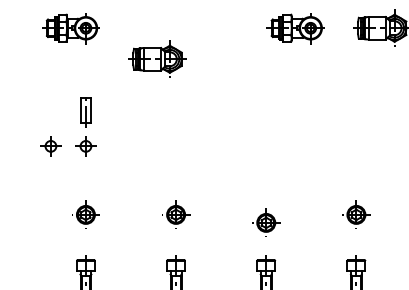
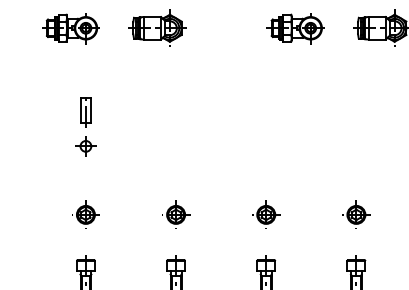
part position: (157, 58) -> (157, 27) (157, 27)
part: present -> none (50, 146)
part position: (266, 222) -> (266, 214) (266, 214)
